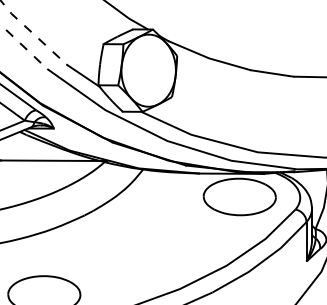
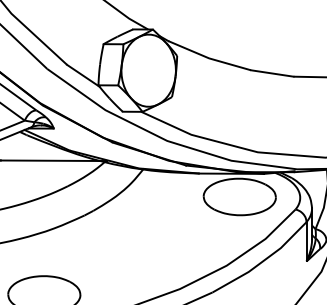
line: dashed -> solid (32, 33)
line: dashed -> solid (24, 47)
